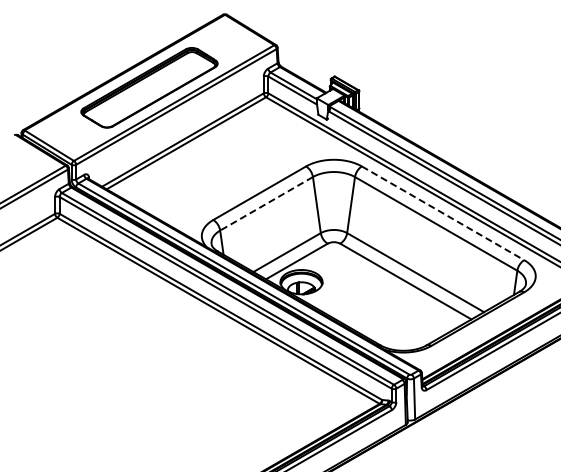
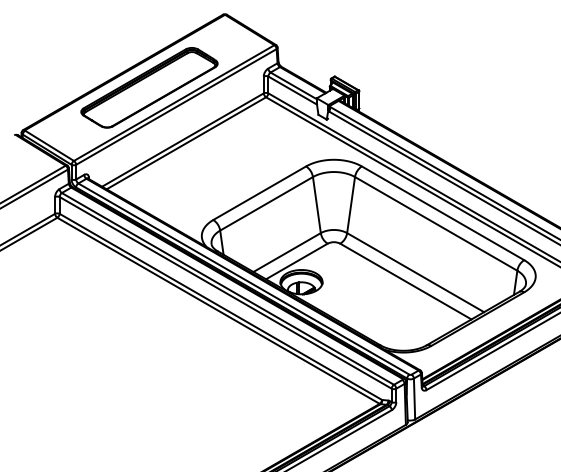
line: dashed -> solid (266, 203)
line: dashed -> solid (443, 213)
